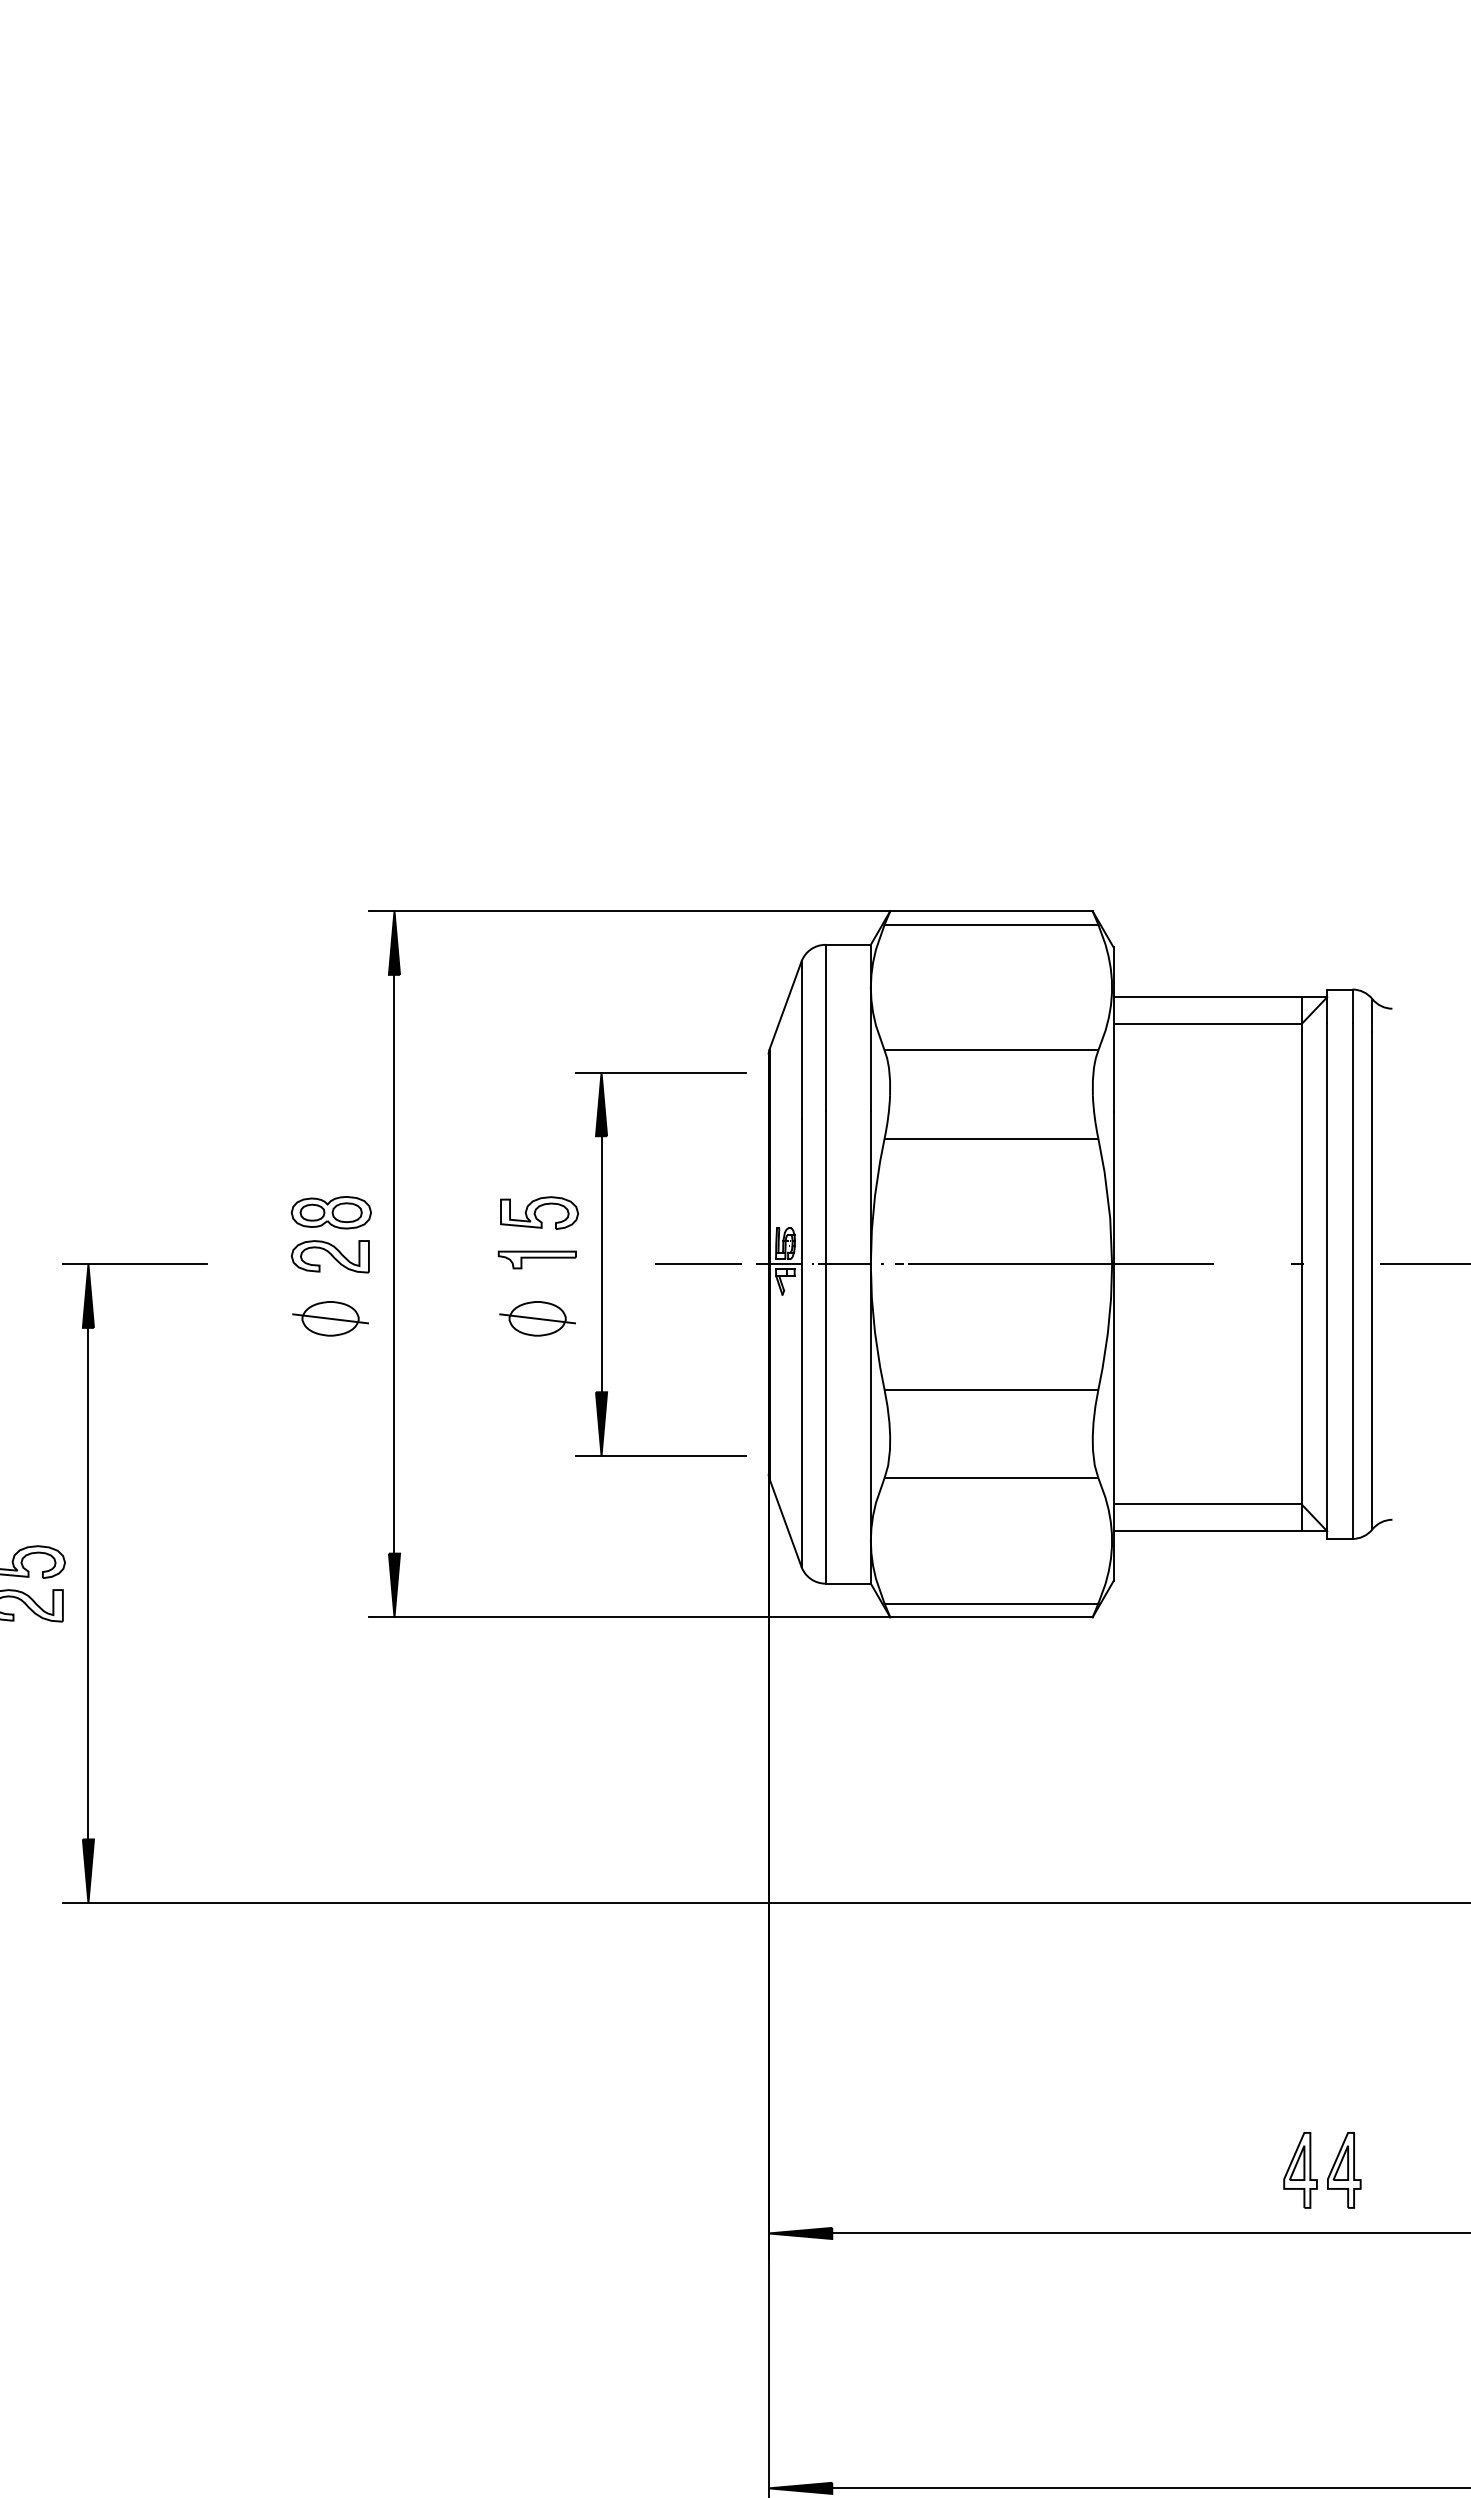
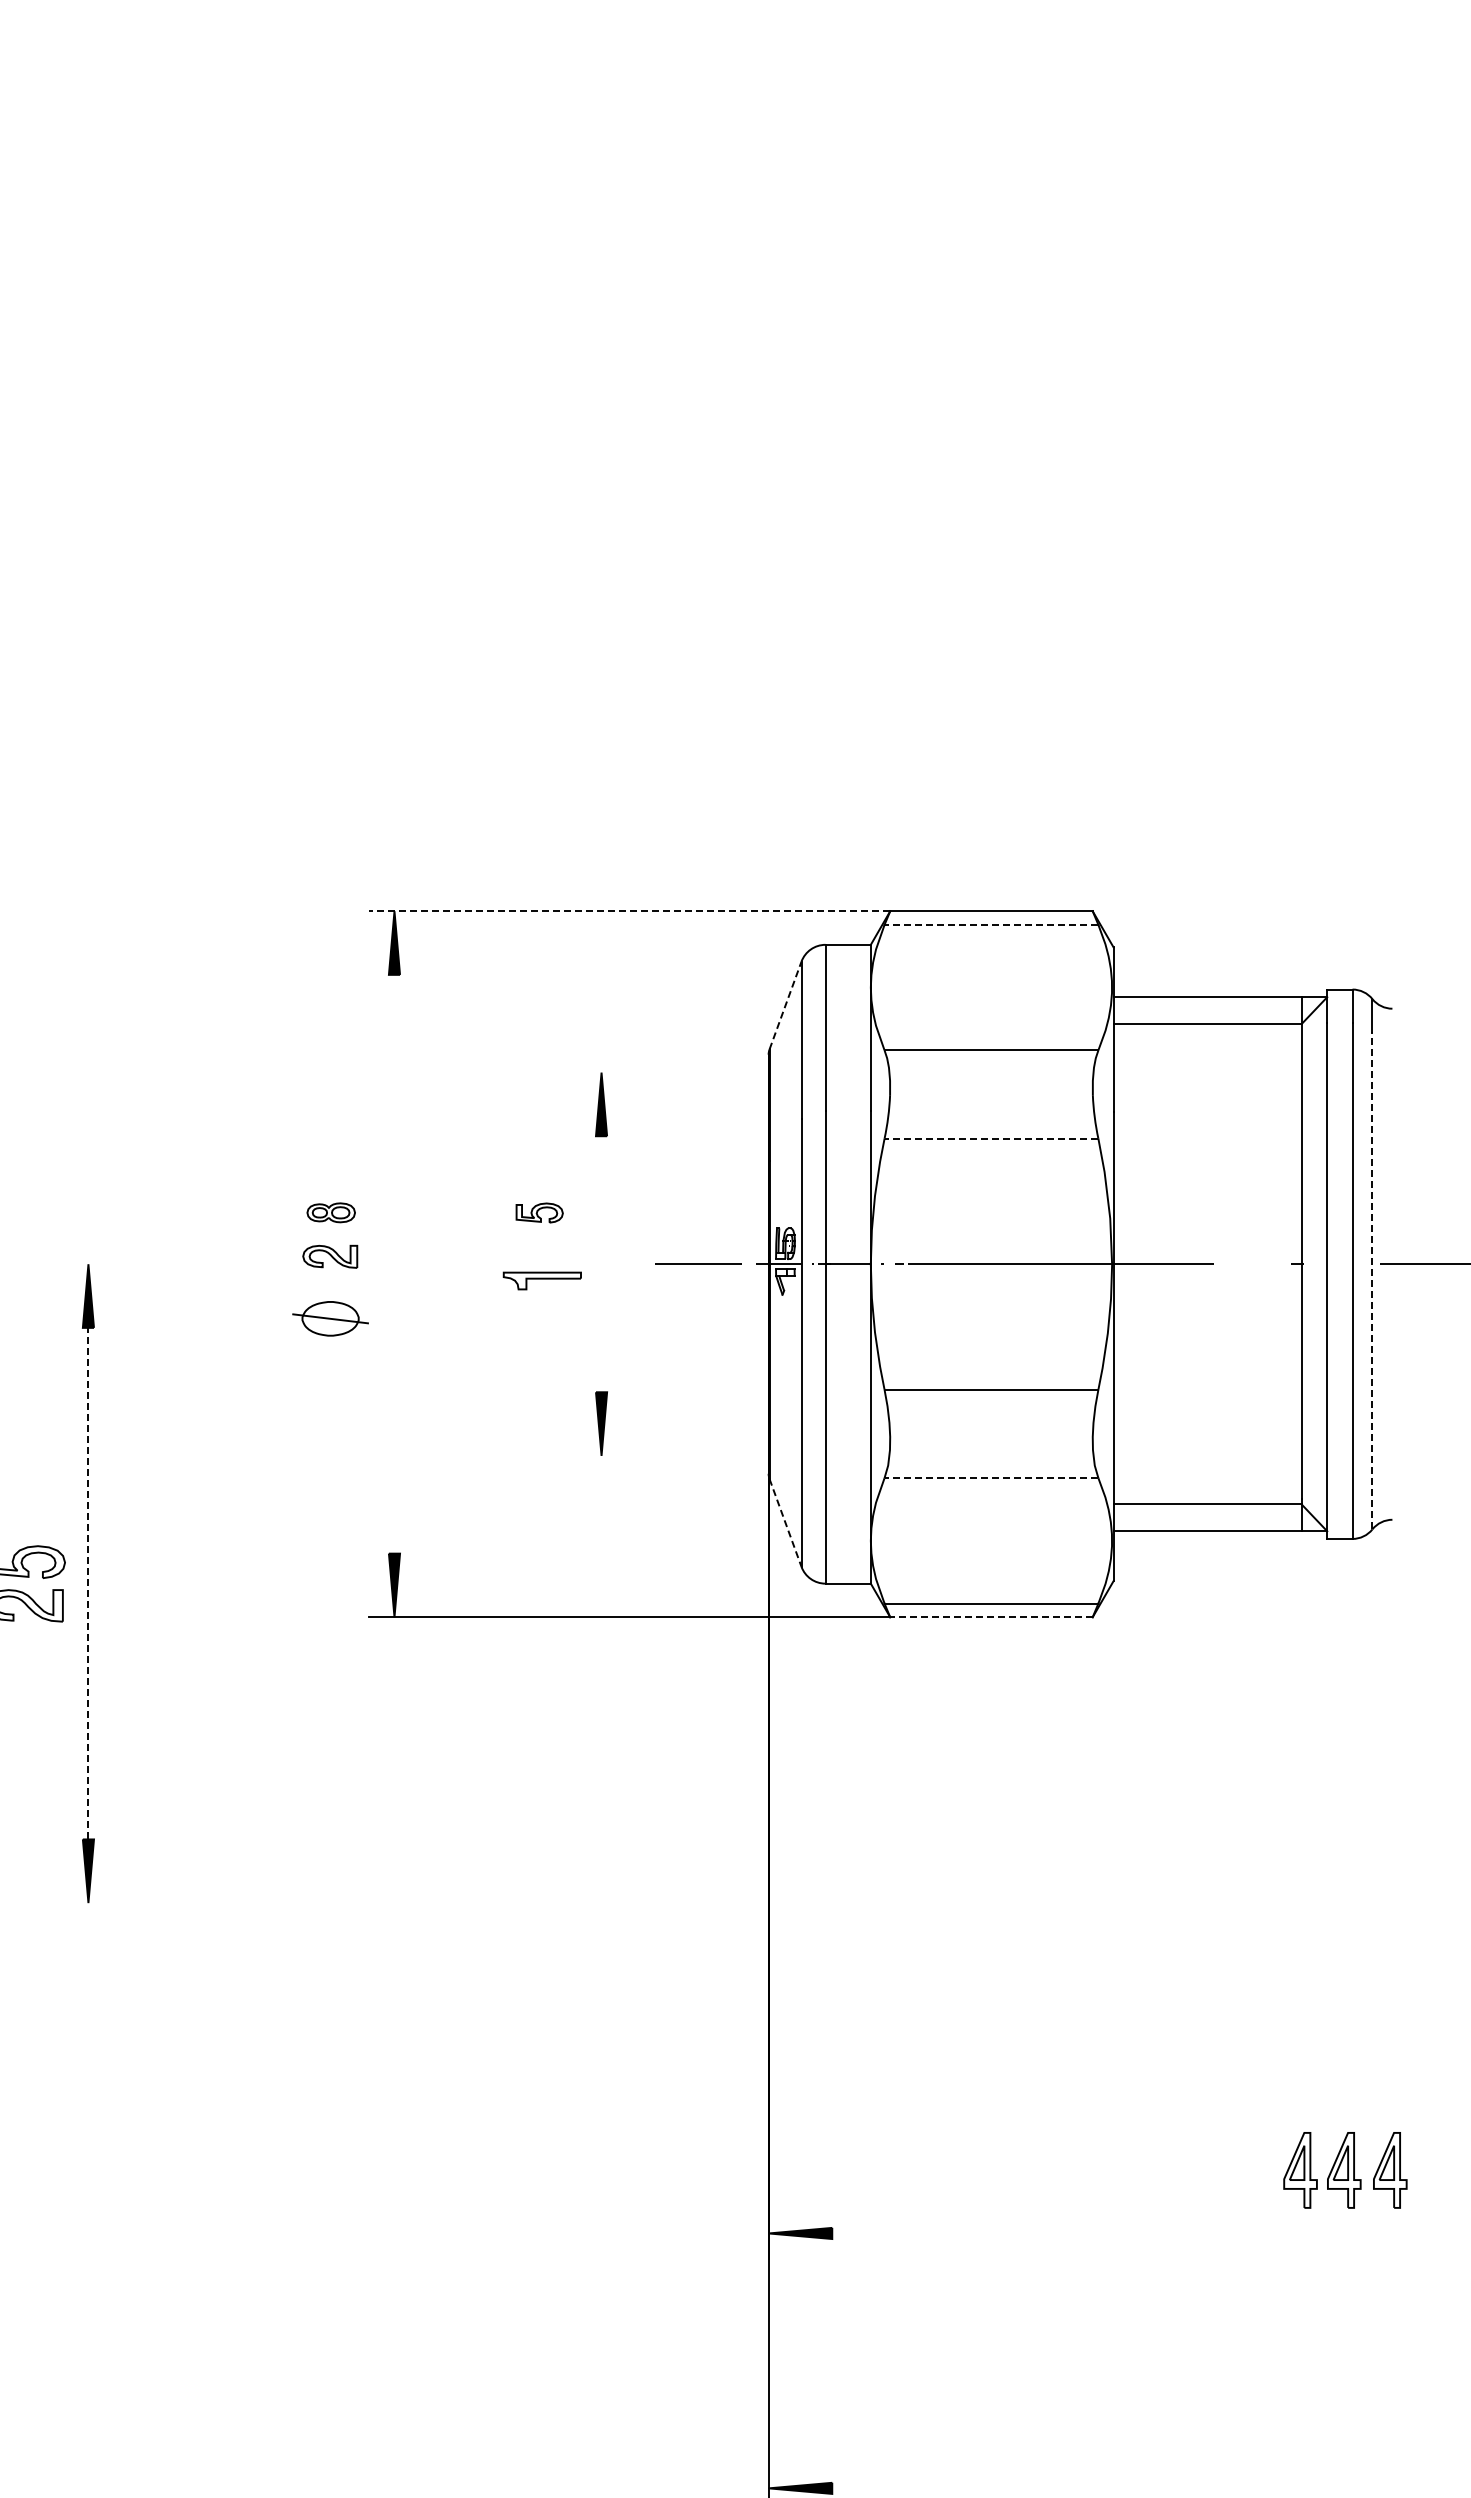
line: solid -> dashed (629, 911)
line: solid -> dashed (991, 924)
line: solid -> dashed (785, 1005)
line: present -> none (661, 1072)
line: solid -> dashed (991, 1138)
part size: 82x34 px -> 50x22 px (330, 1212)
part size: 80x34 px -> 49x22 px (539, 1212)
part size: 80x34 px -> 57x25 px (330, 1256)
part position: (536, 1259) -> (541, 1280) (541, 1280)
line: present -> none (394, 1263)
line: present -> none (134, 1264)
line: present -> none (601, 1264)
line: solid -> dashed (1372, 1280)
part: present -> none (537, 1318)
line: present -> none (661, 1455)
line: solid -> dashed (991, 1478)
line: solid -> dashed (785, 1522)
line: solid -> dashed (88, 1583)
line: solid -> dashed (990, 1617)
line: present -> none (764, 1903)
part: none -> present (1390, 2170)
line: present -> none (1149, 2233)
line: present -> none (1149, 2488)
